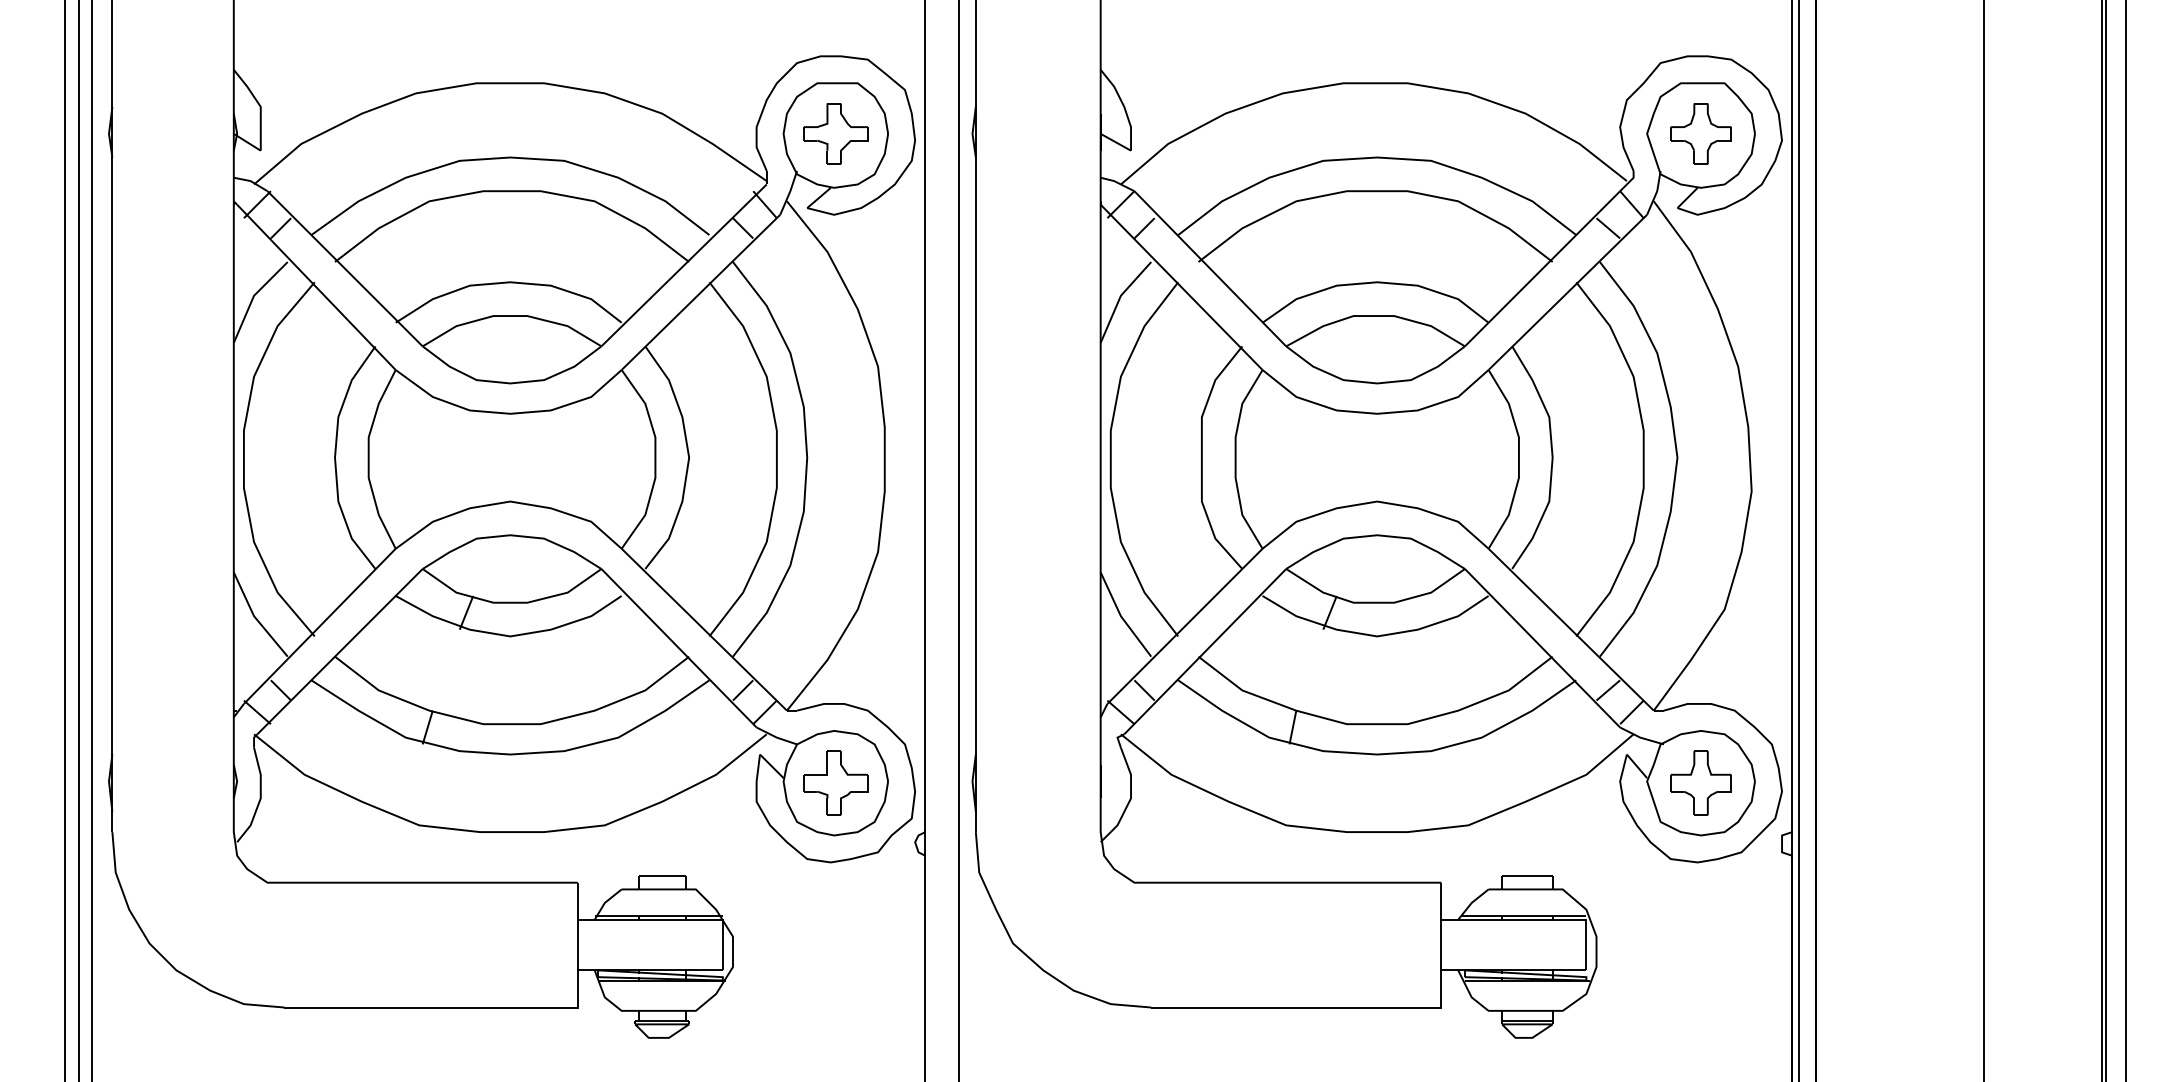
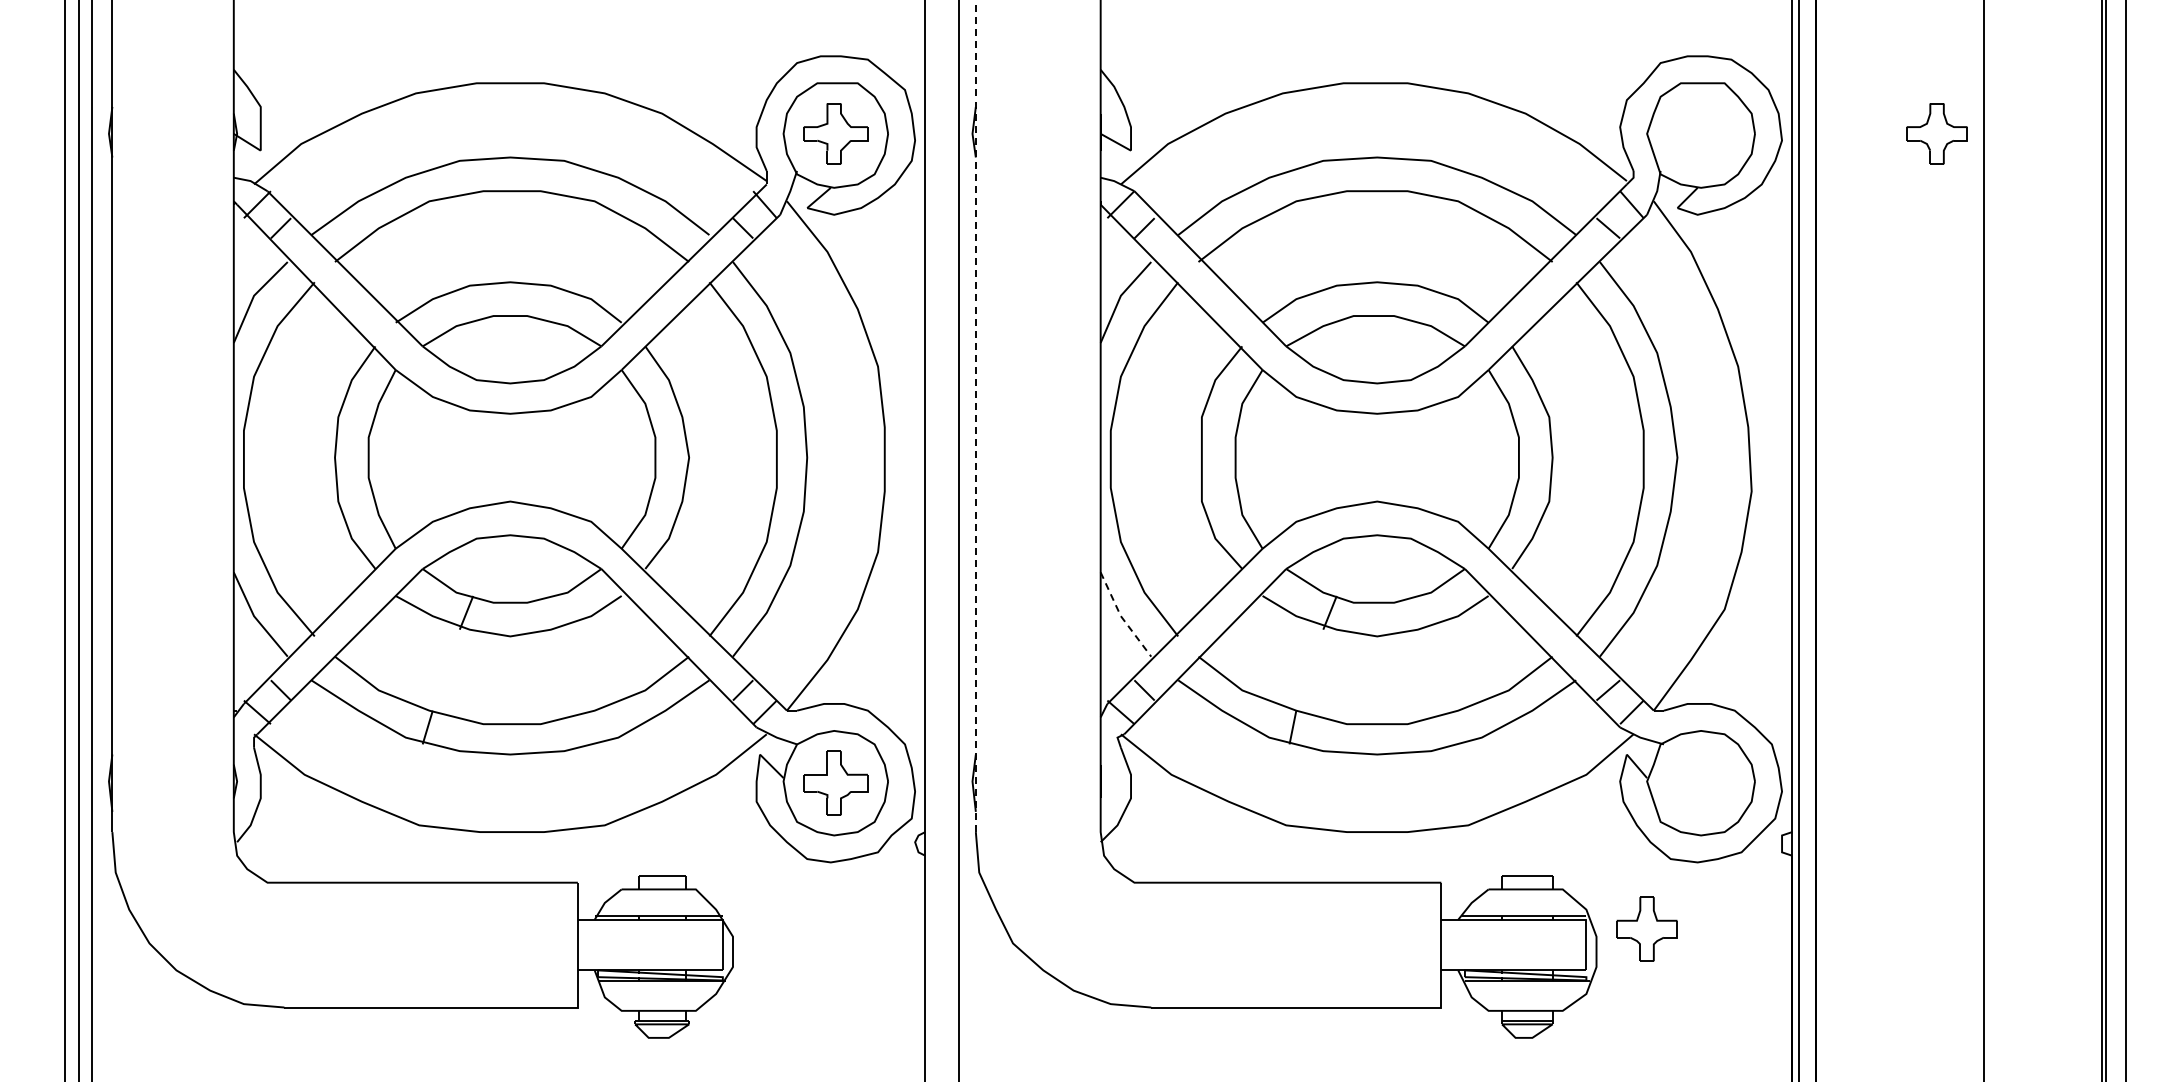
part position: (1700, 133) -> (1936, 133) (1936, 133)
line: solid -> dashed (975, 416)
line: solid -> dashed (1121, 617)
part position: (1700, 782) -> (1646, 928) (1646, 928)
